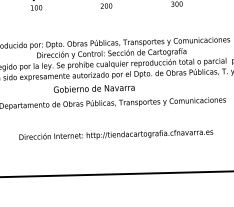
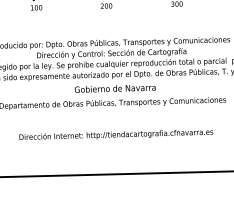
text position: (93, 88) -> (114, 88) (114, 88)
